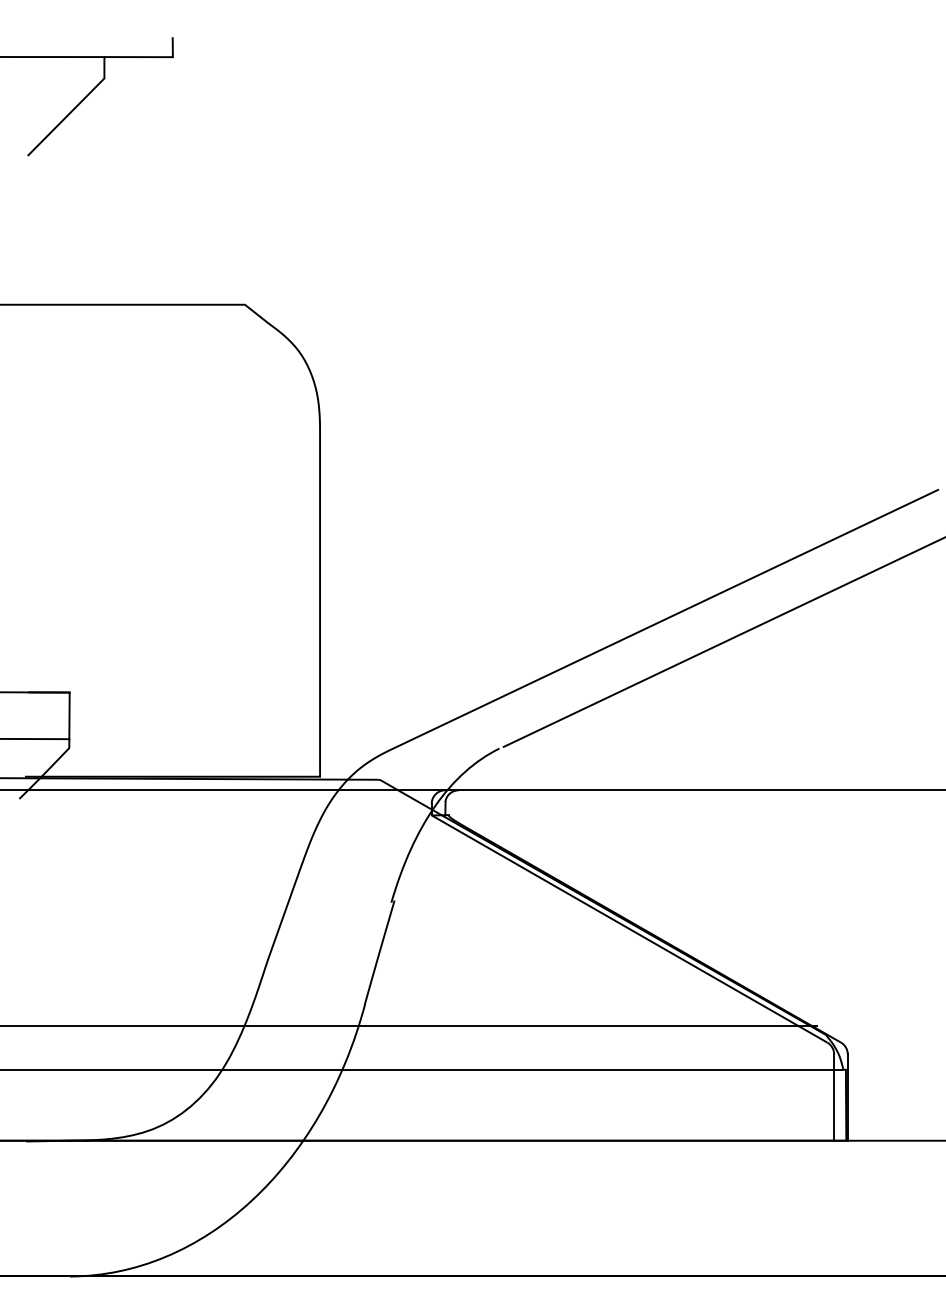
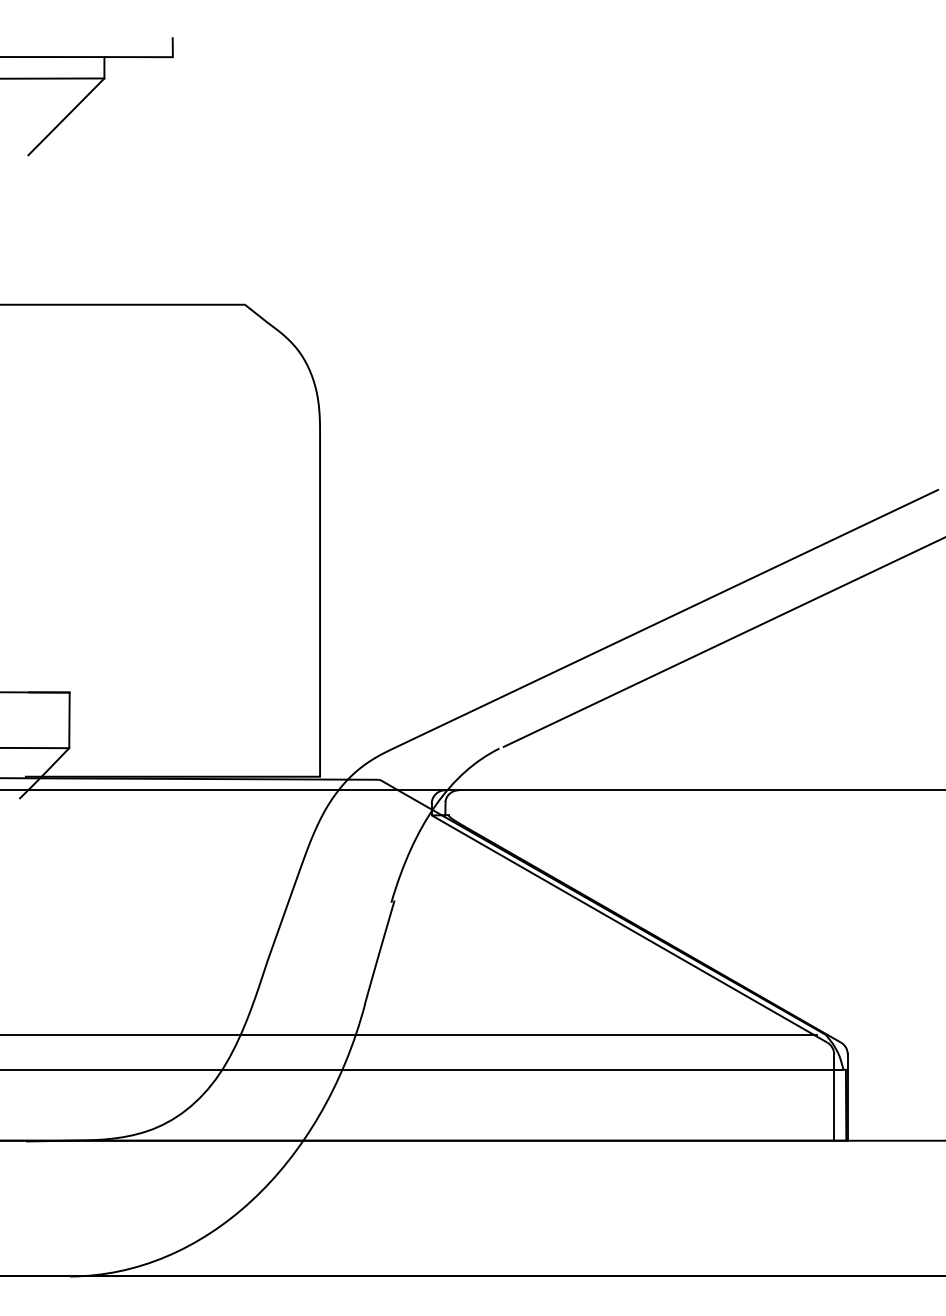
line: none -> present (53, 78)
line position: (35, 738) -> (35, 747) (35, 747)
line position: (409, 1025) -> (409, 1034) (409, 1034)
